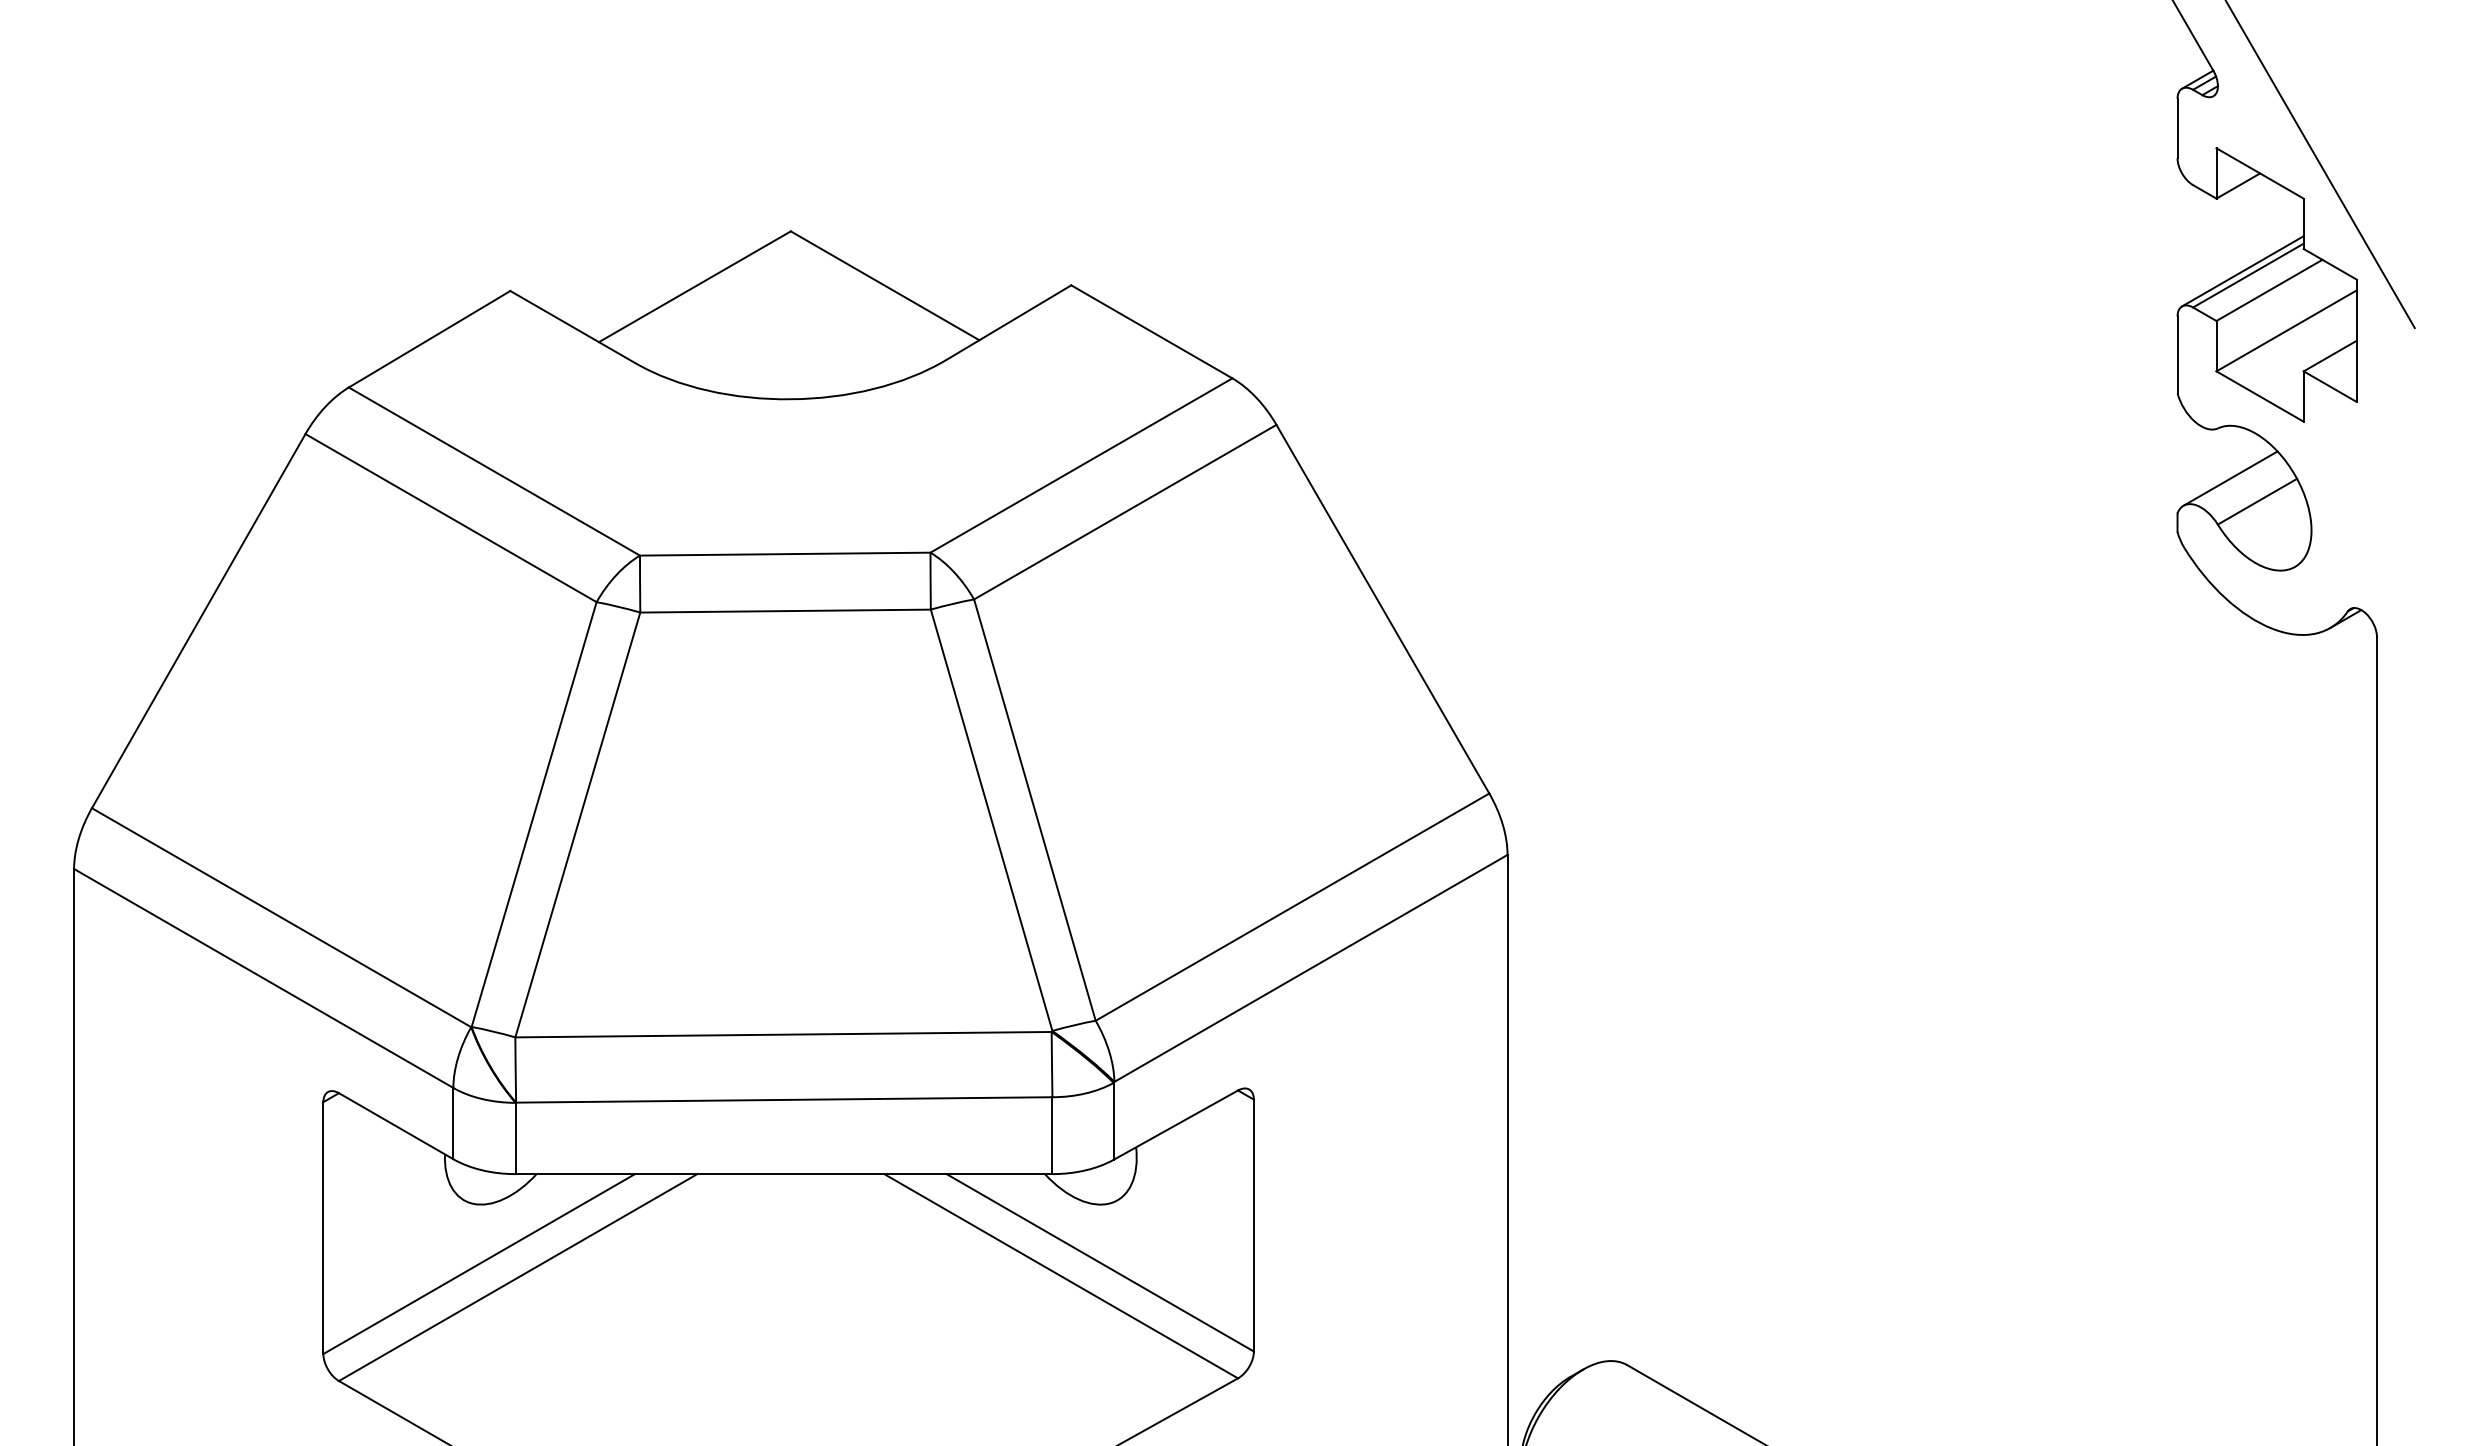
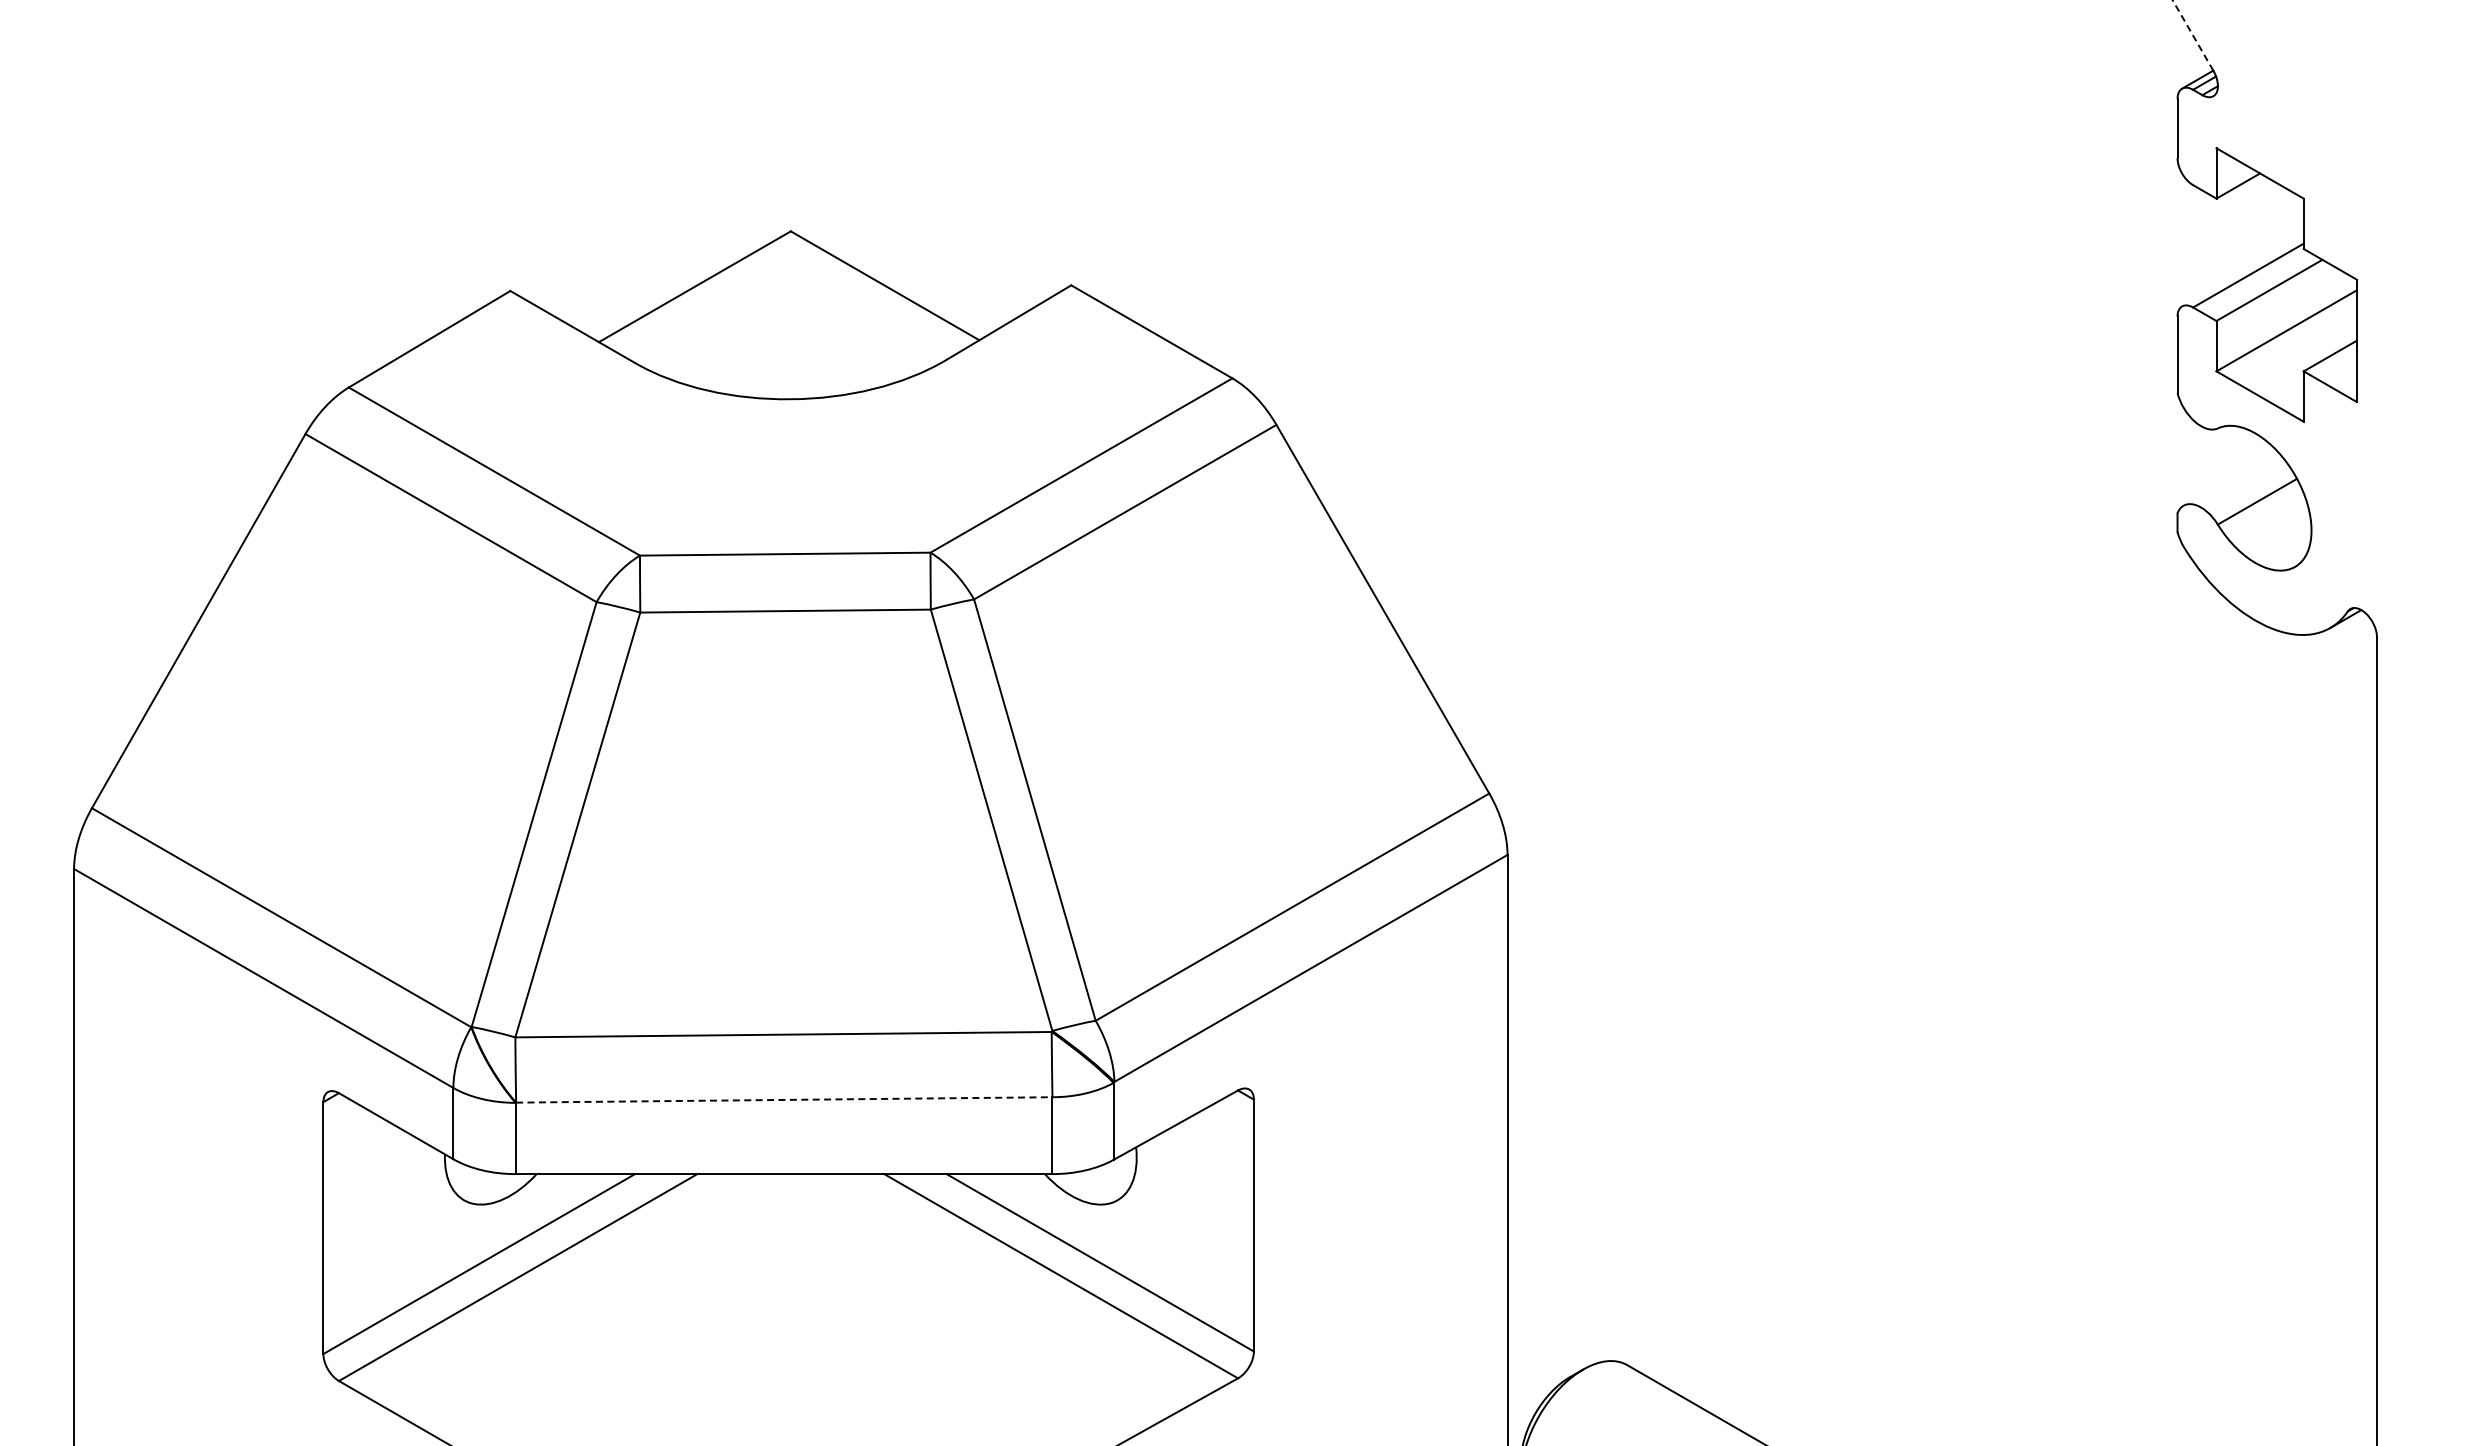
line: solid -> dashed (2192, 35)
line: present -> none (2320, 165)
line: present -> none (2242, 271)
line: present -> none (2230, 478)
line: solid -> dashed (784, 1099)
